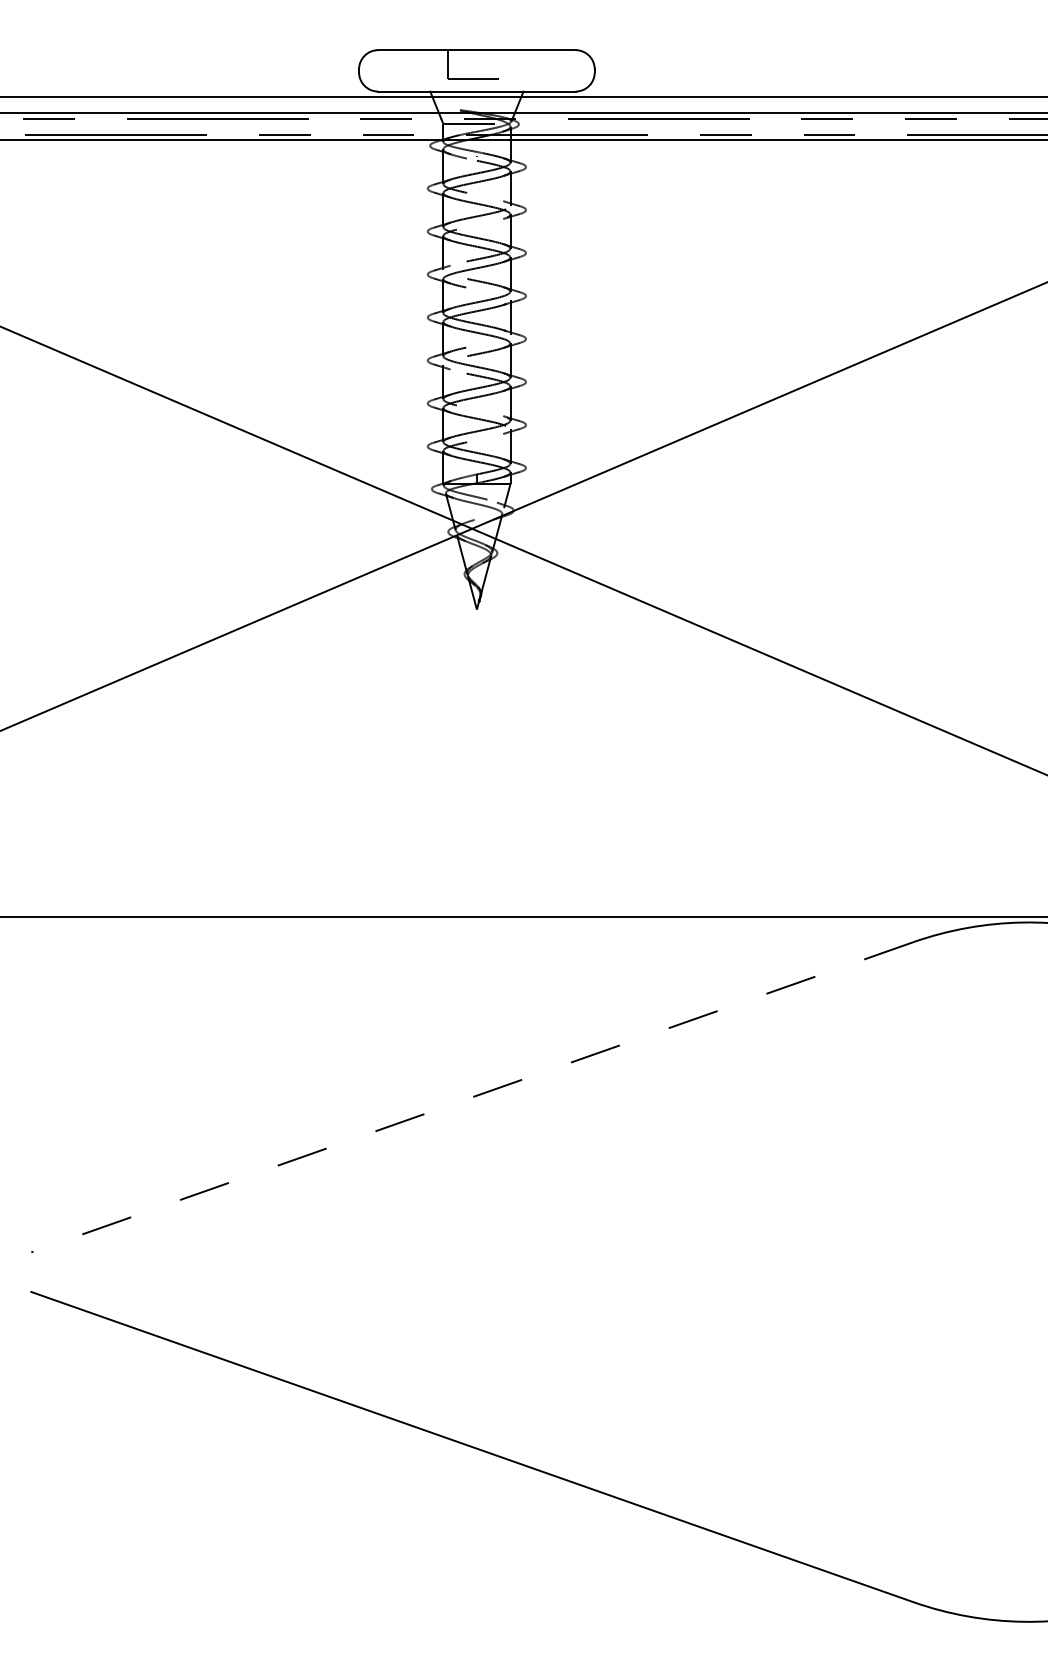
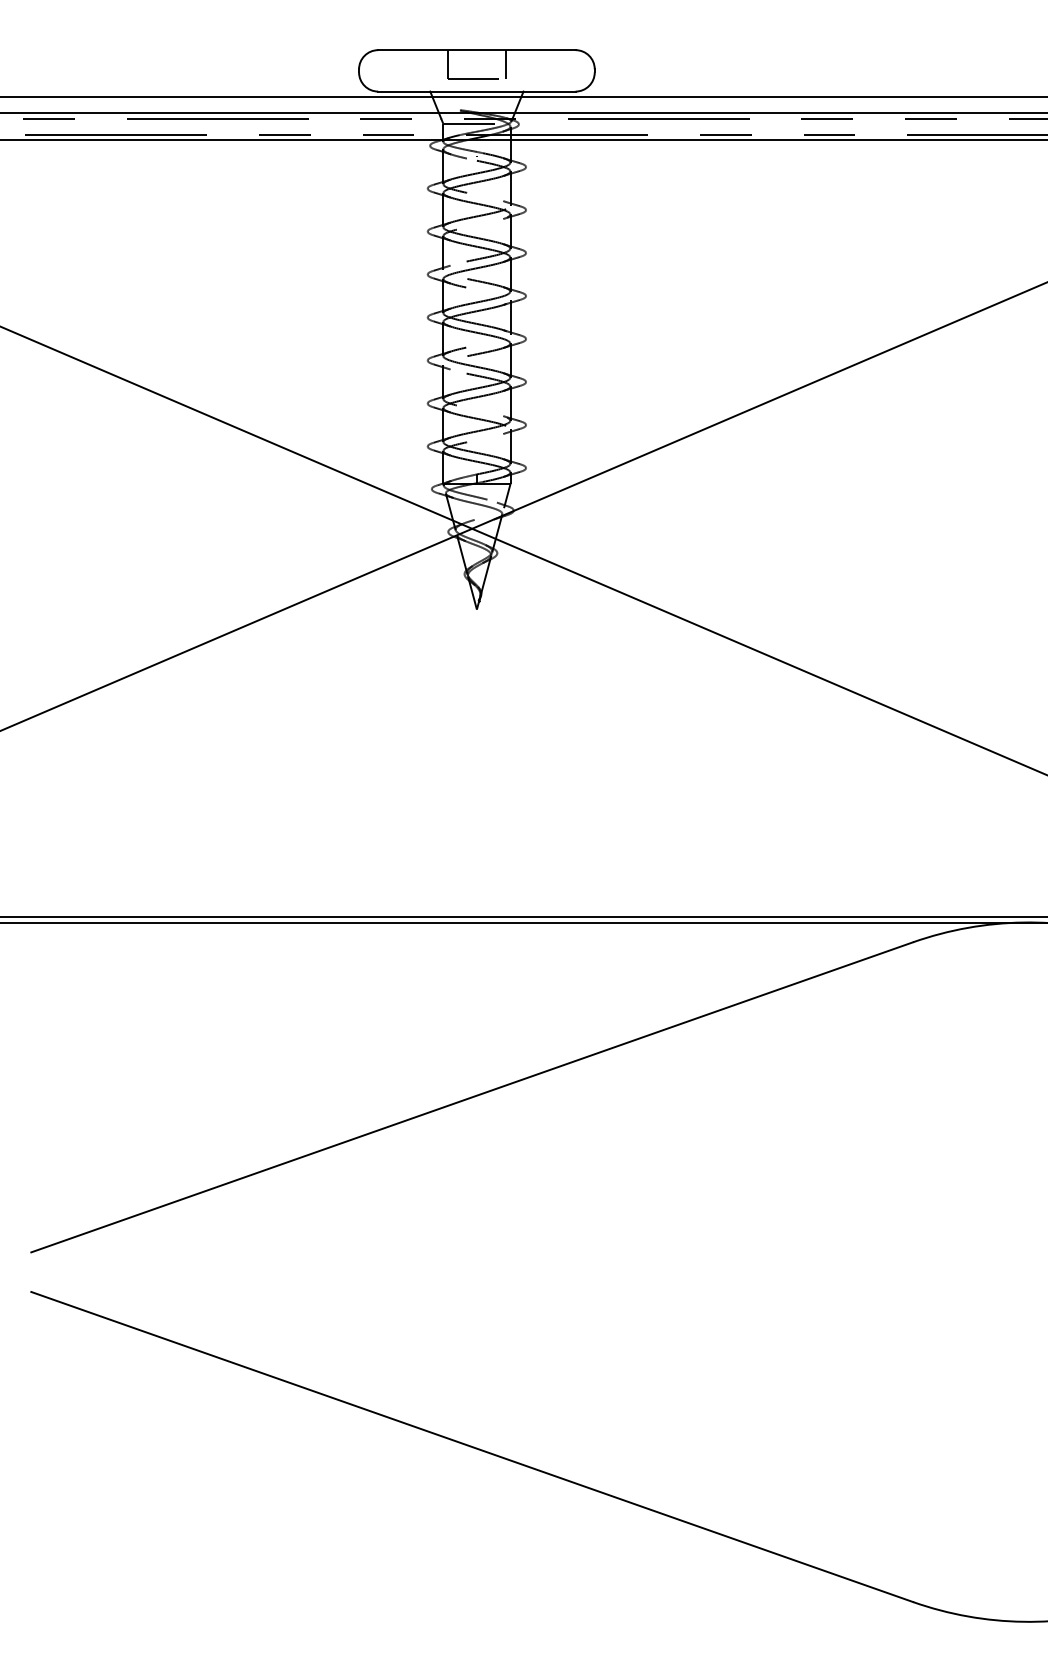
line: none -> present (506, 64)
line: none -> present (523, 922)
line: dashed -> solid (471, 1097)
